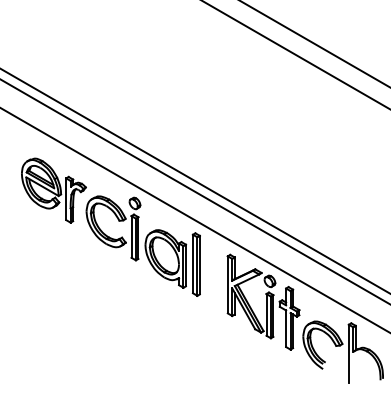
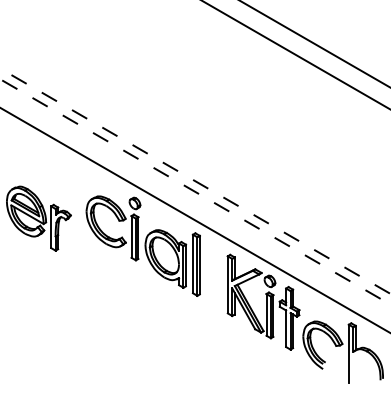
line: solid -> dashed (195, 181)
part position: (53, 190) -> (38, 218) (38, 218)
line: solid -> dashed (195, 191)
